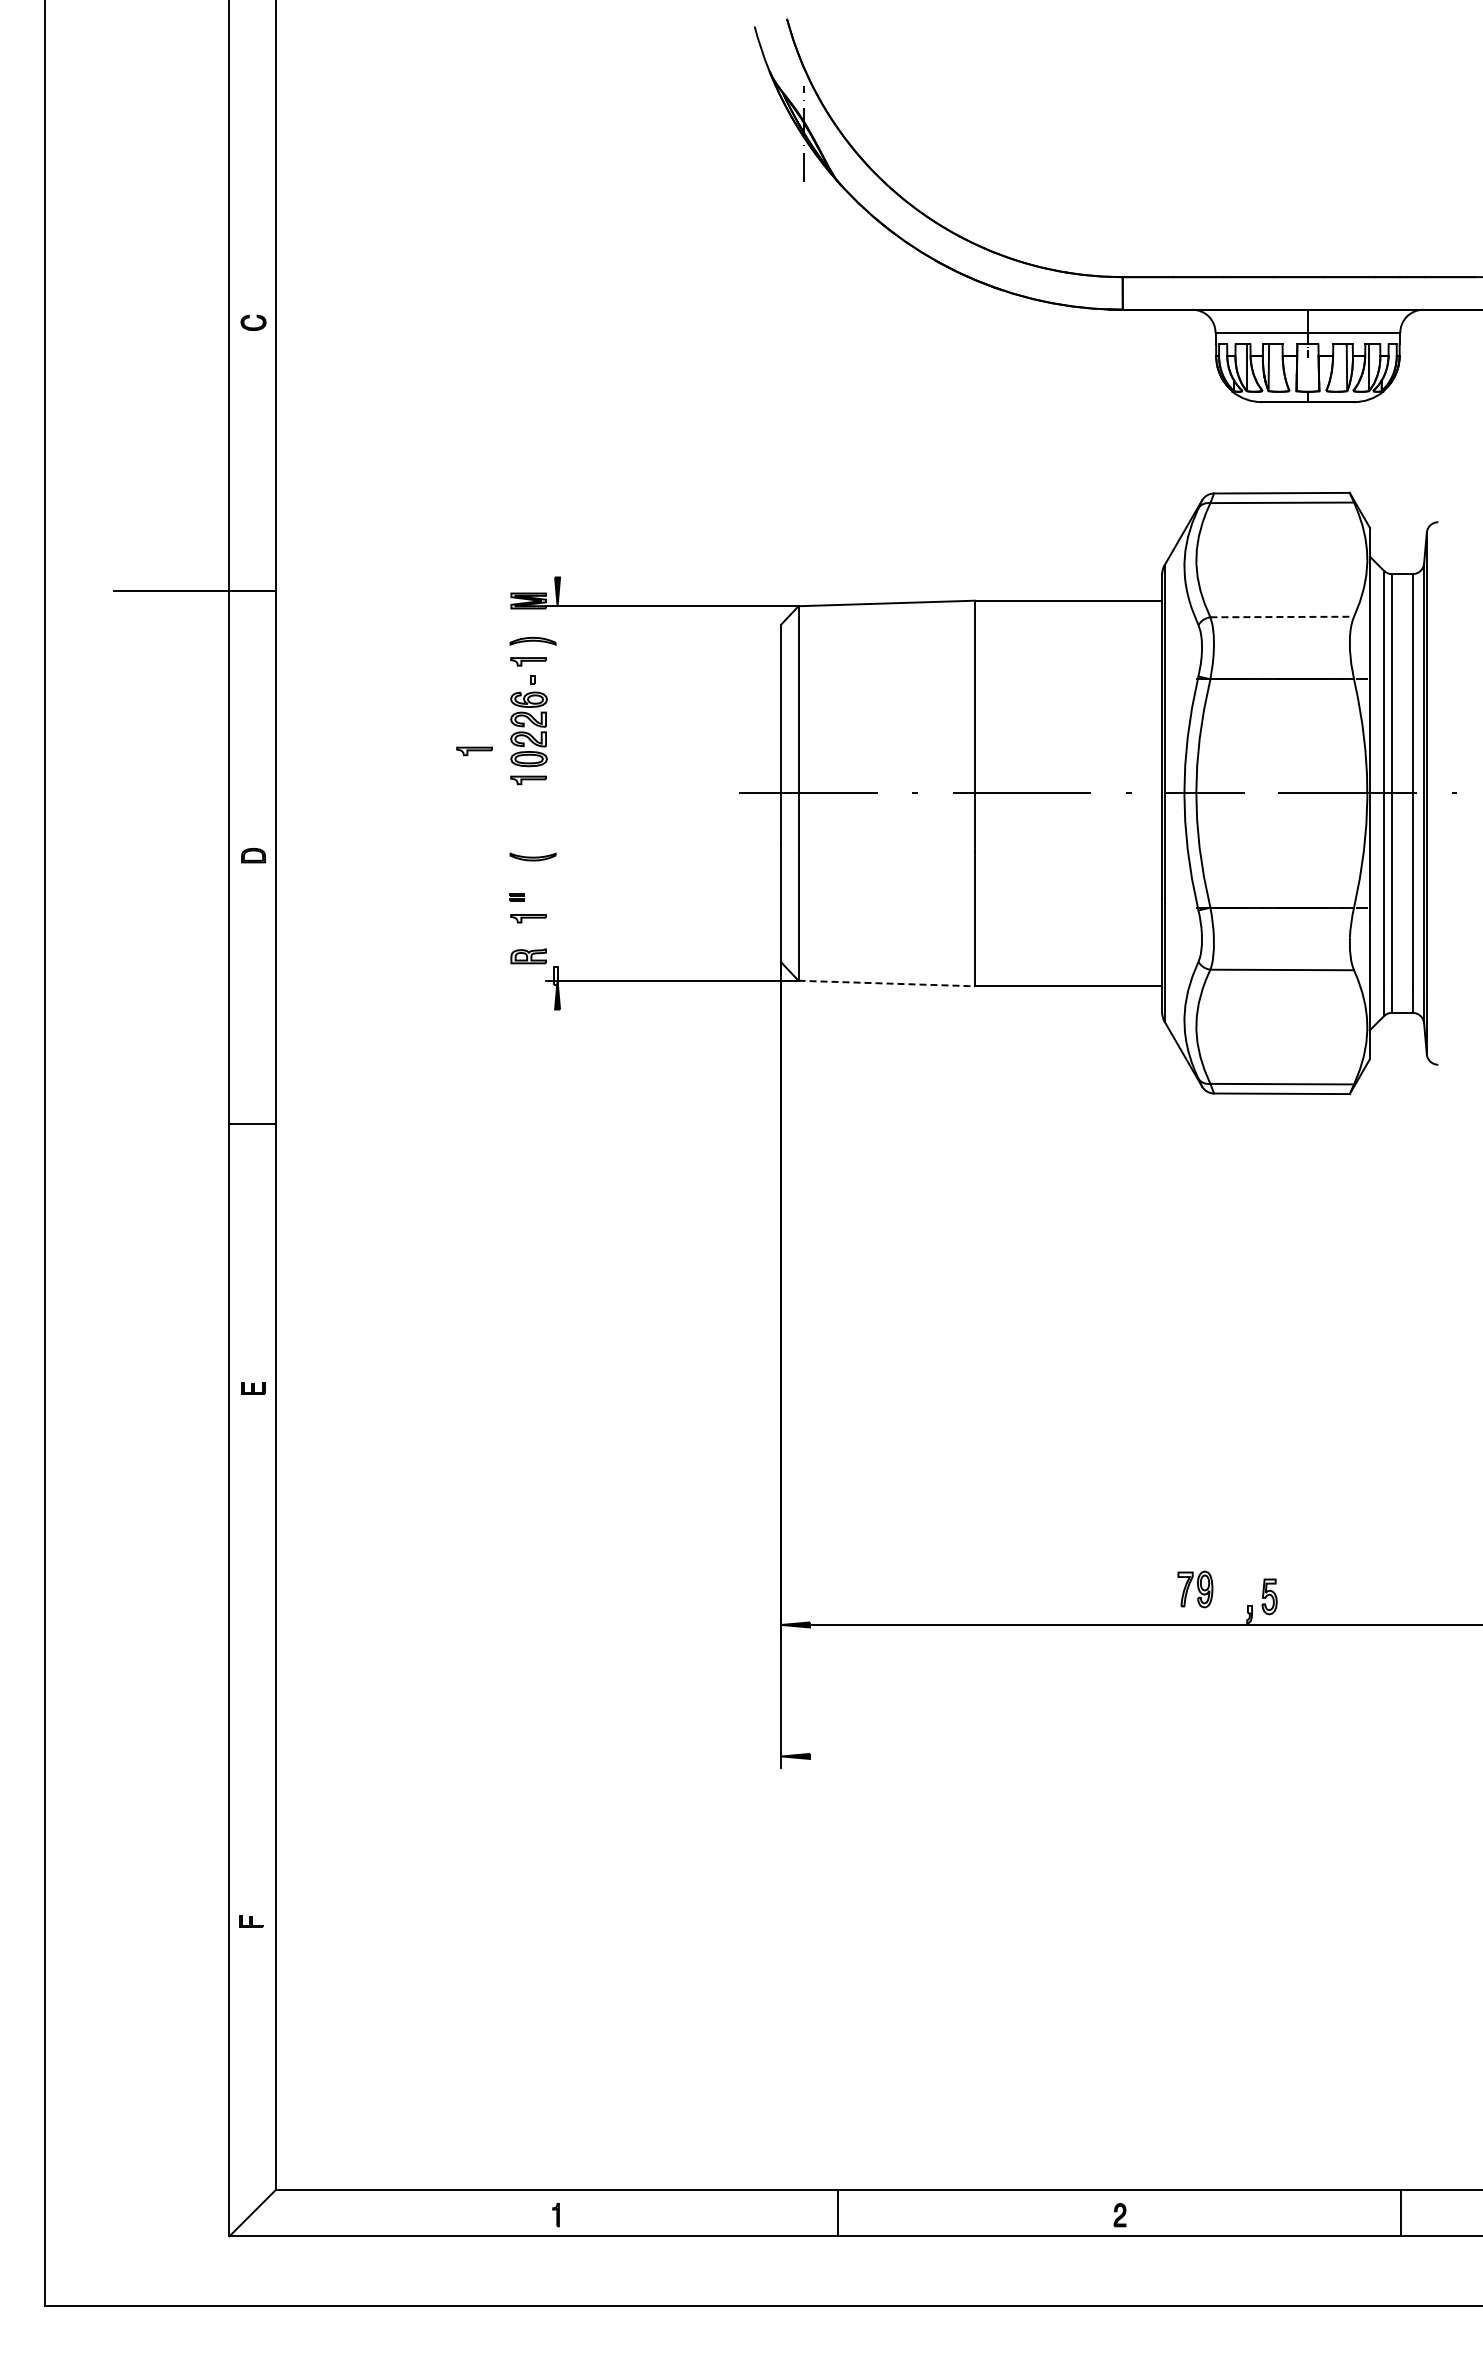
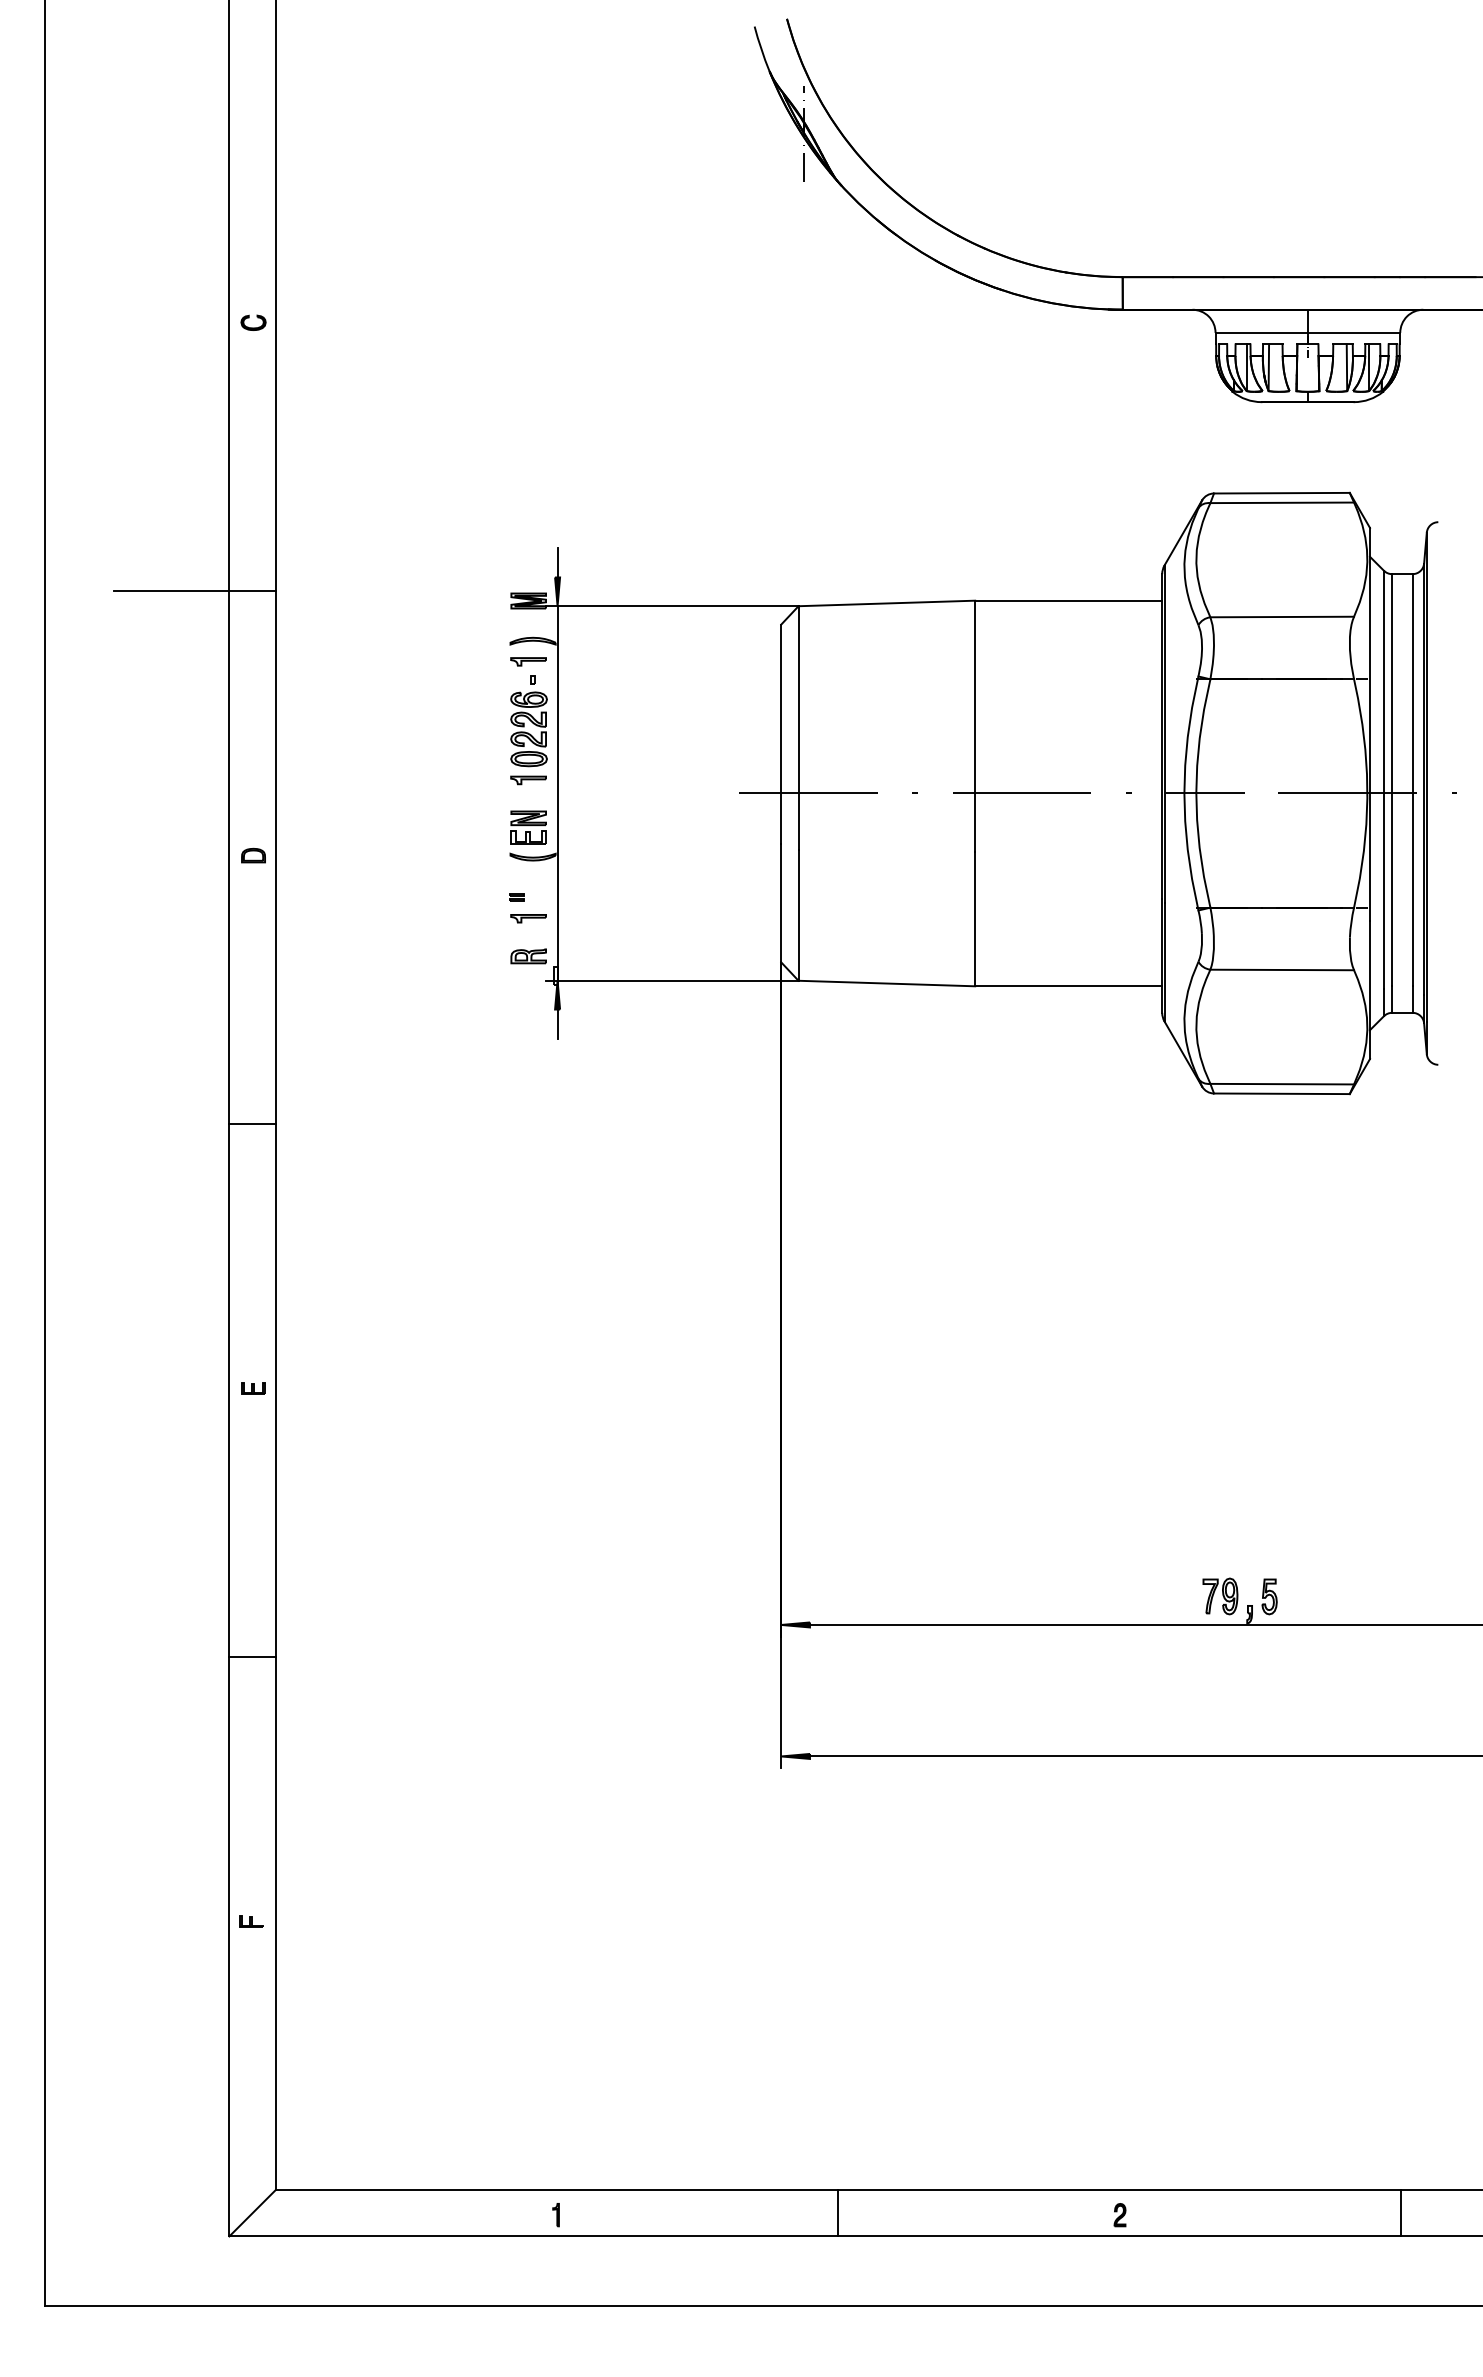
line: none -> present (557, 562)
line: dashed -> solid (1282, 617)
part: present -> none (474, 751)
line: none -> present (557, 793)
part: none -> present (528, 827)
line: dashed -> solid (887, 983)
line: none -> present (557, 1023)
part position: (1195, 1589) -> (1220, 1596) (1220, 1596)
line: none -> present (252, 1657)
line: none -> present (1144, 1756)
